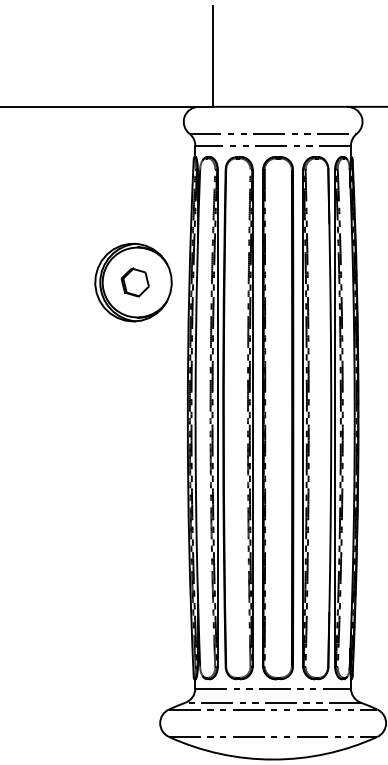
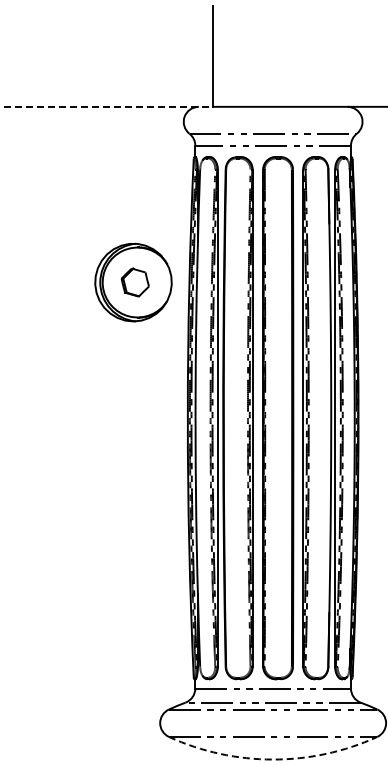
line: solid -> dashed (106, 106)
arc: solid -> dashed (273, 759)
